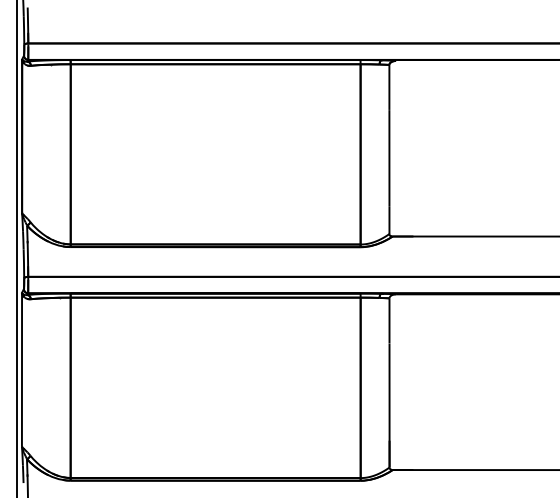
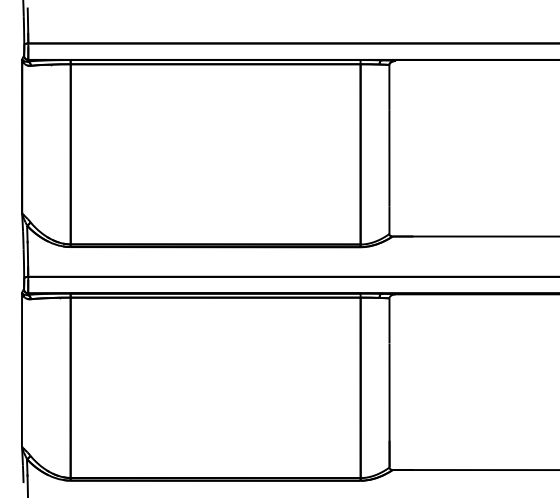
line: present -> none (16, 248)
